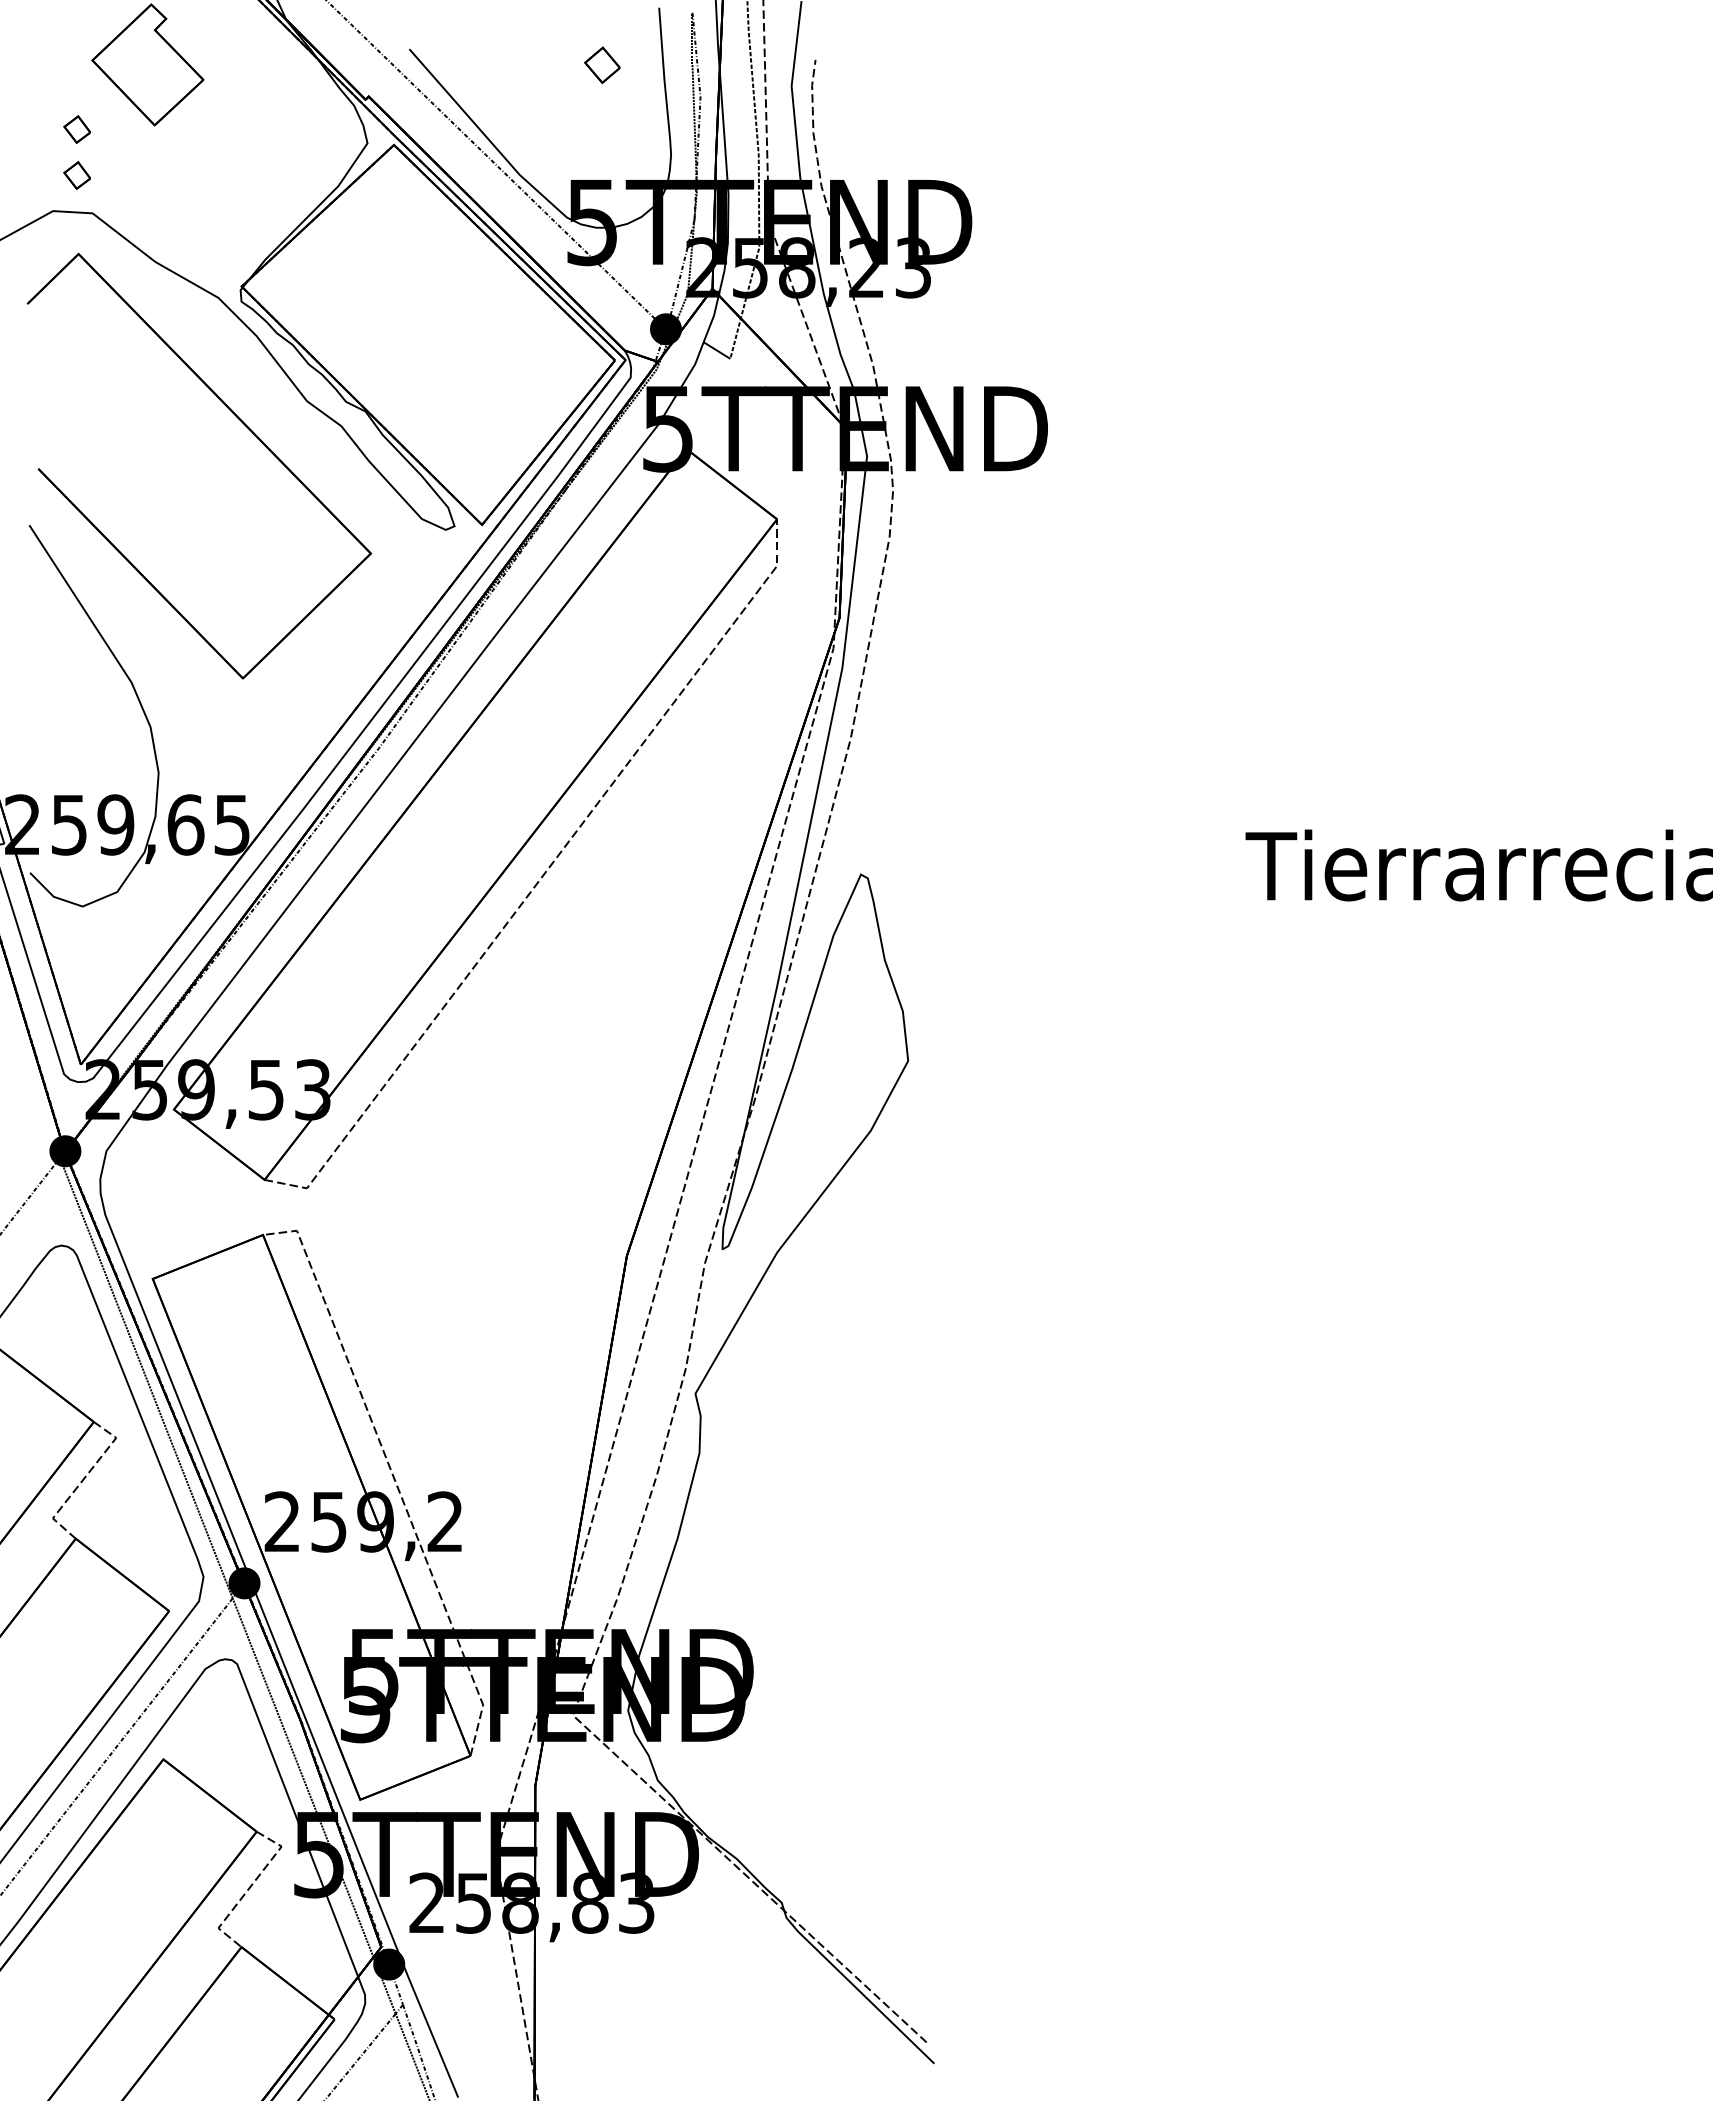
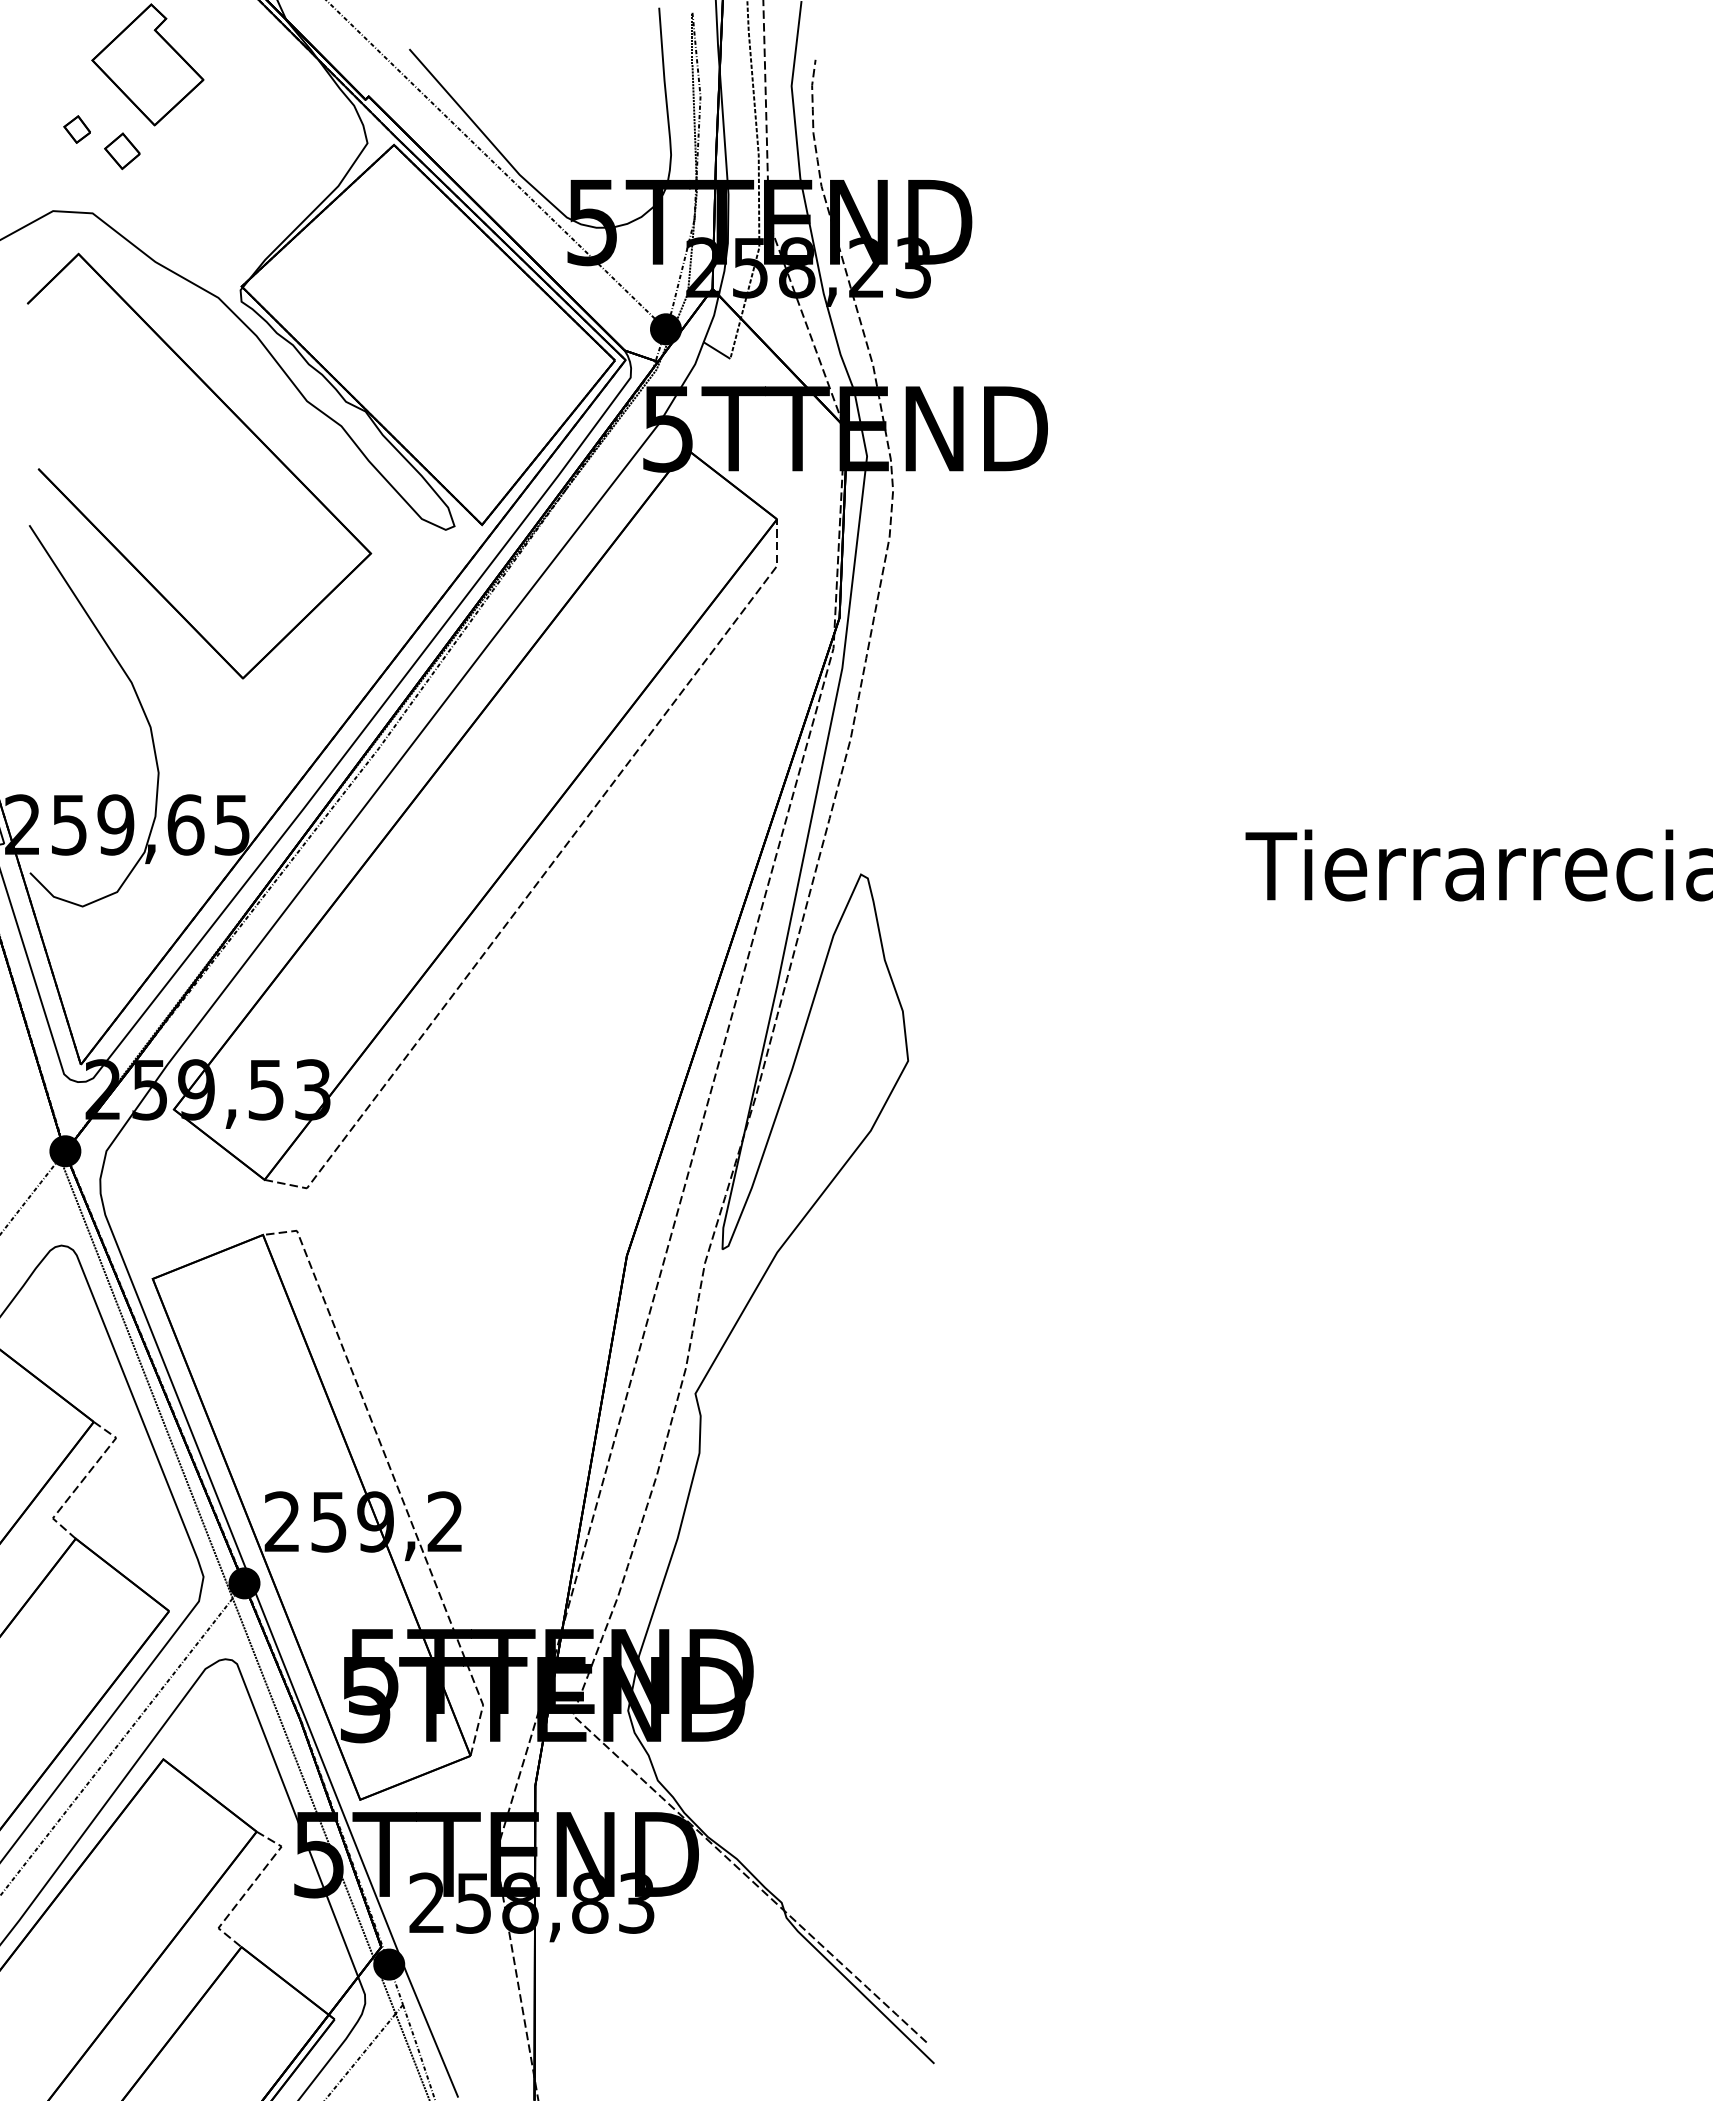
part position: (602, 65) -> (122, 151) (122, 151)
part: present -> none (76, 175)
